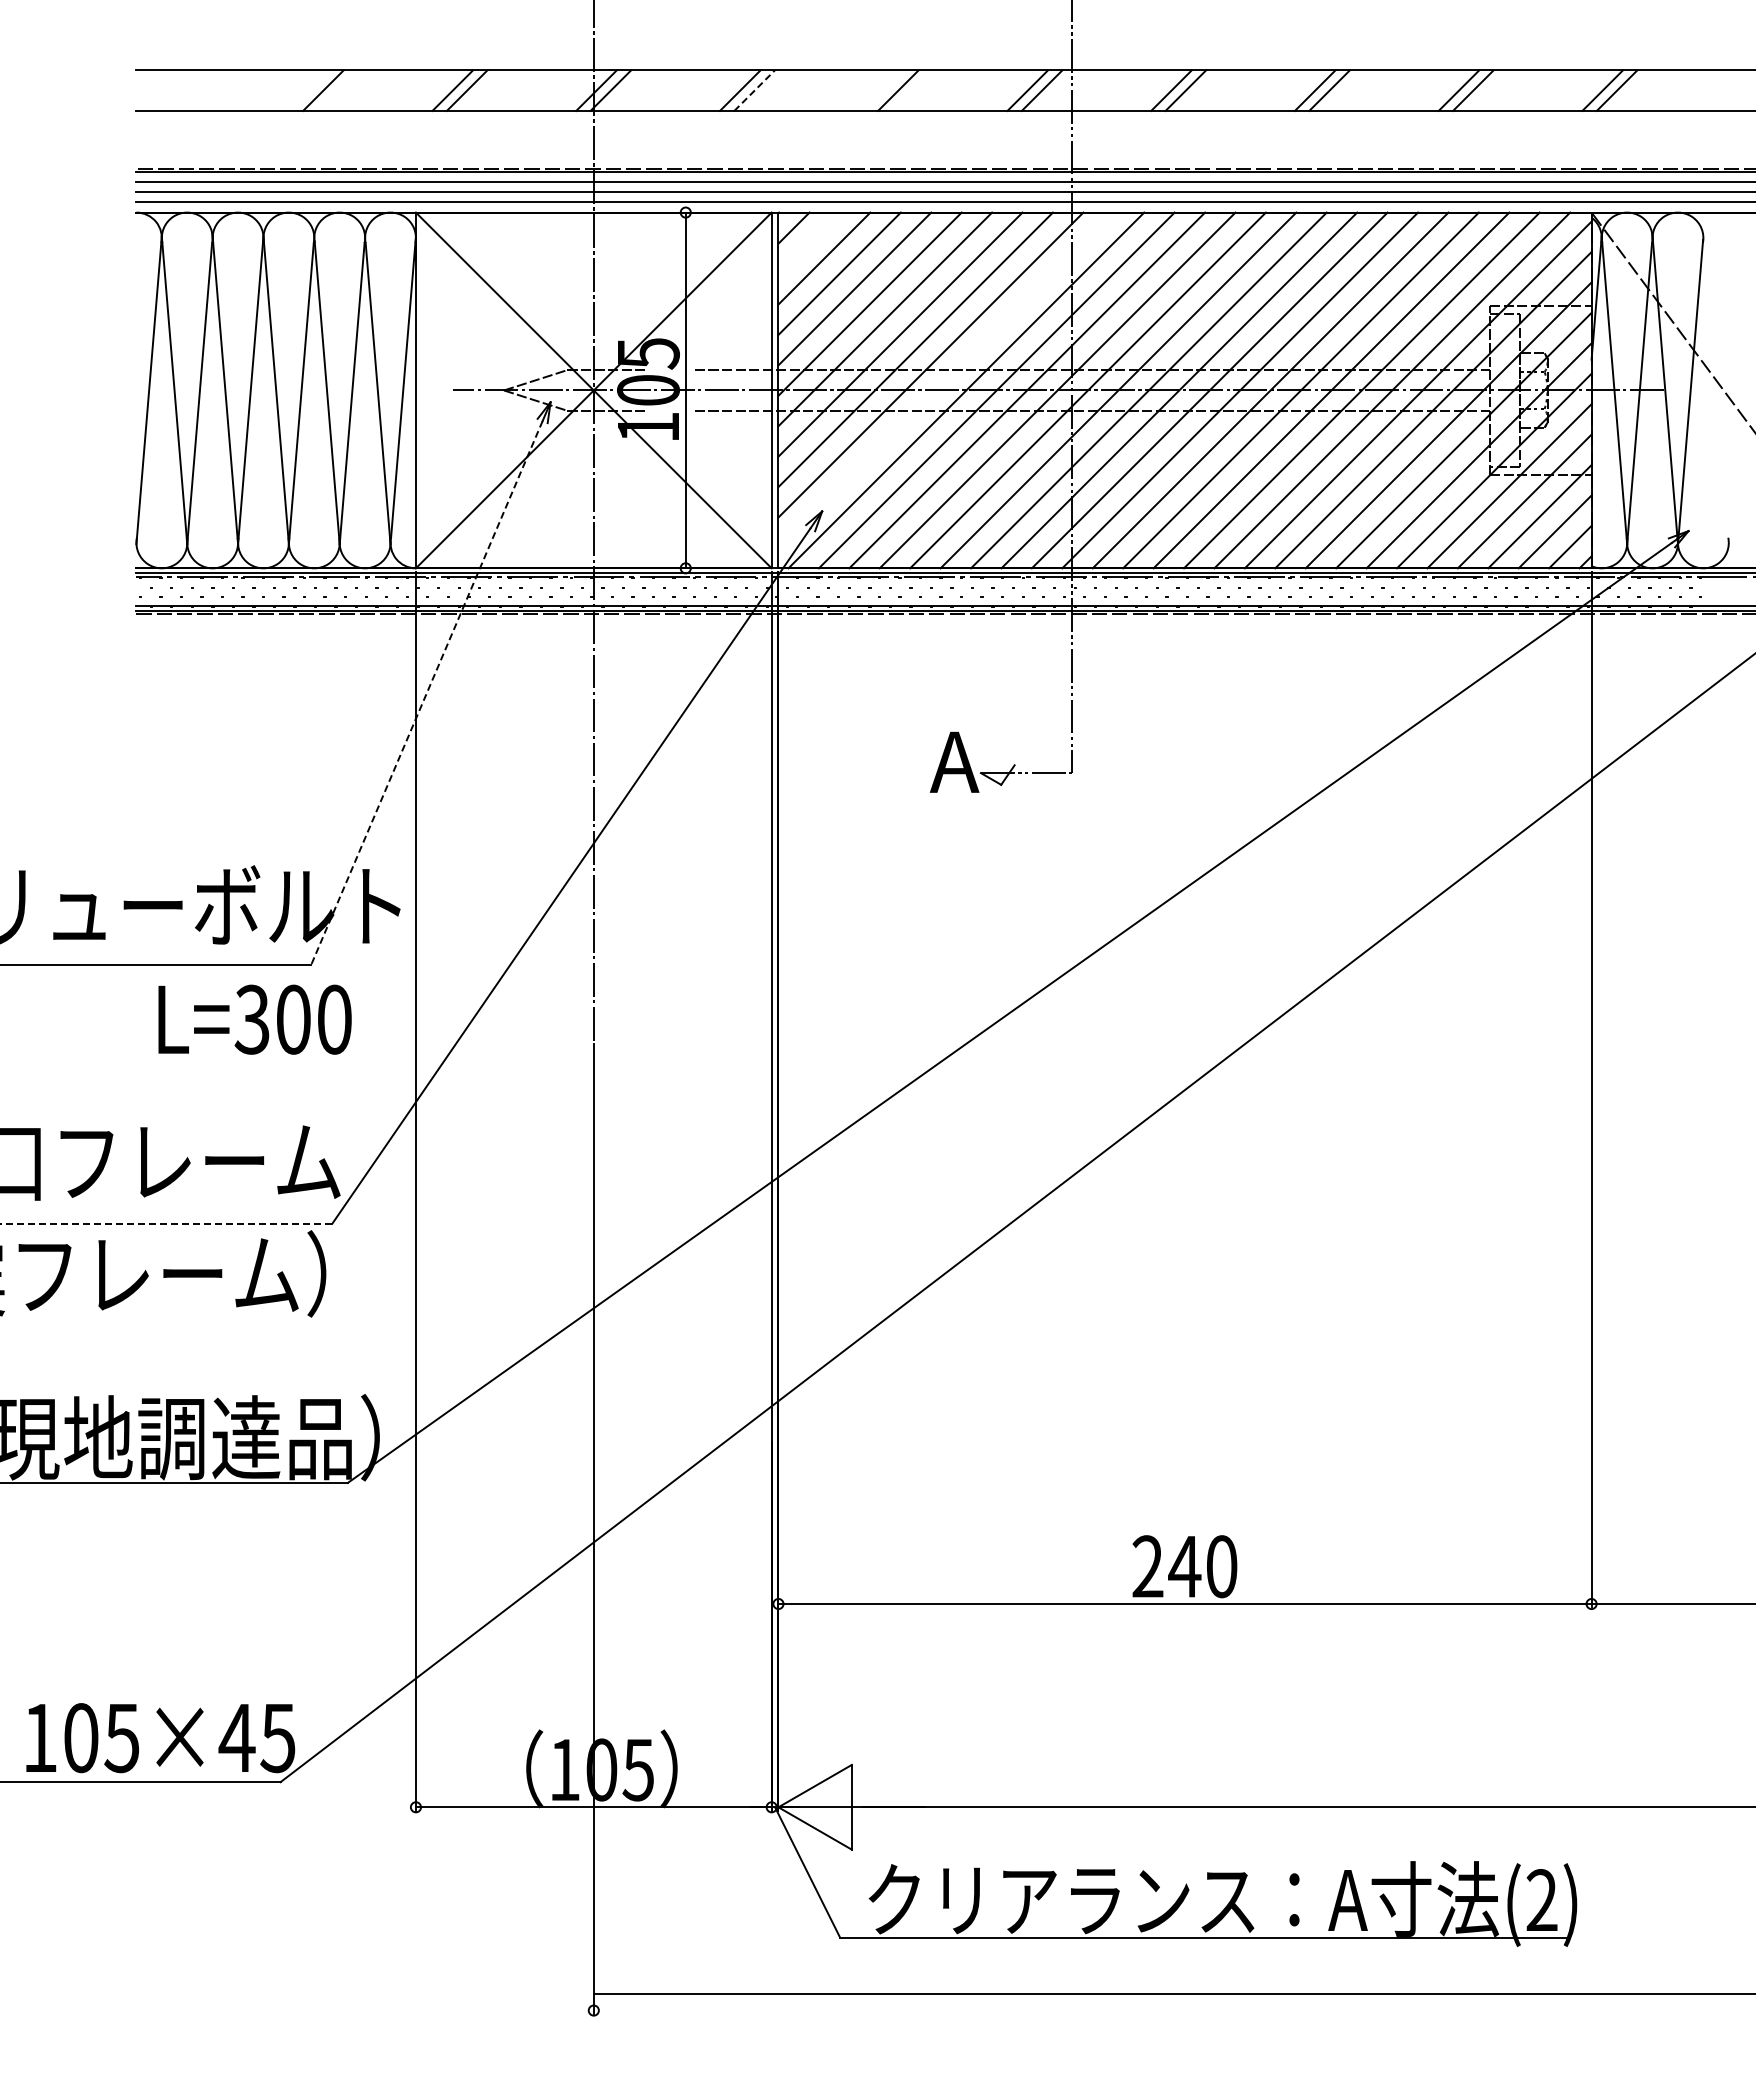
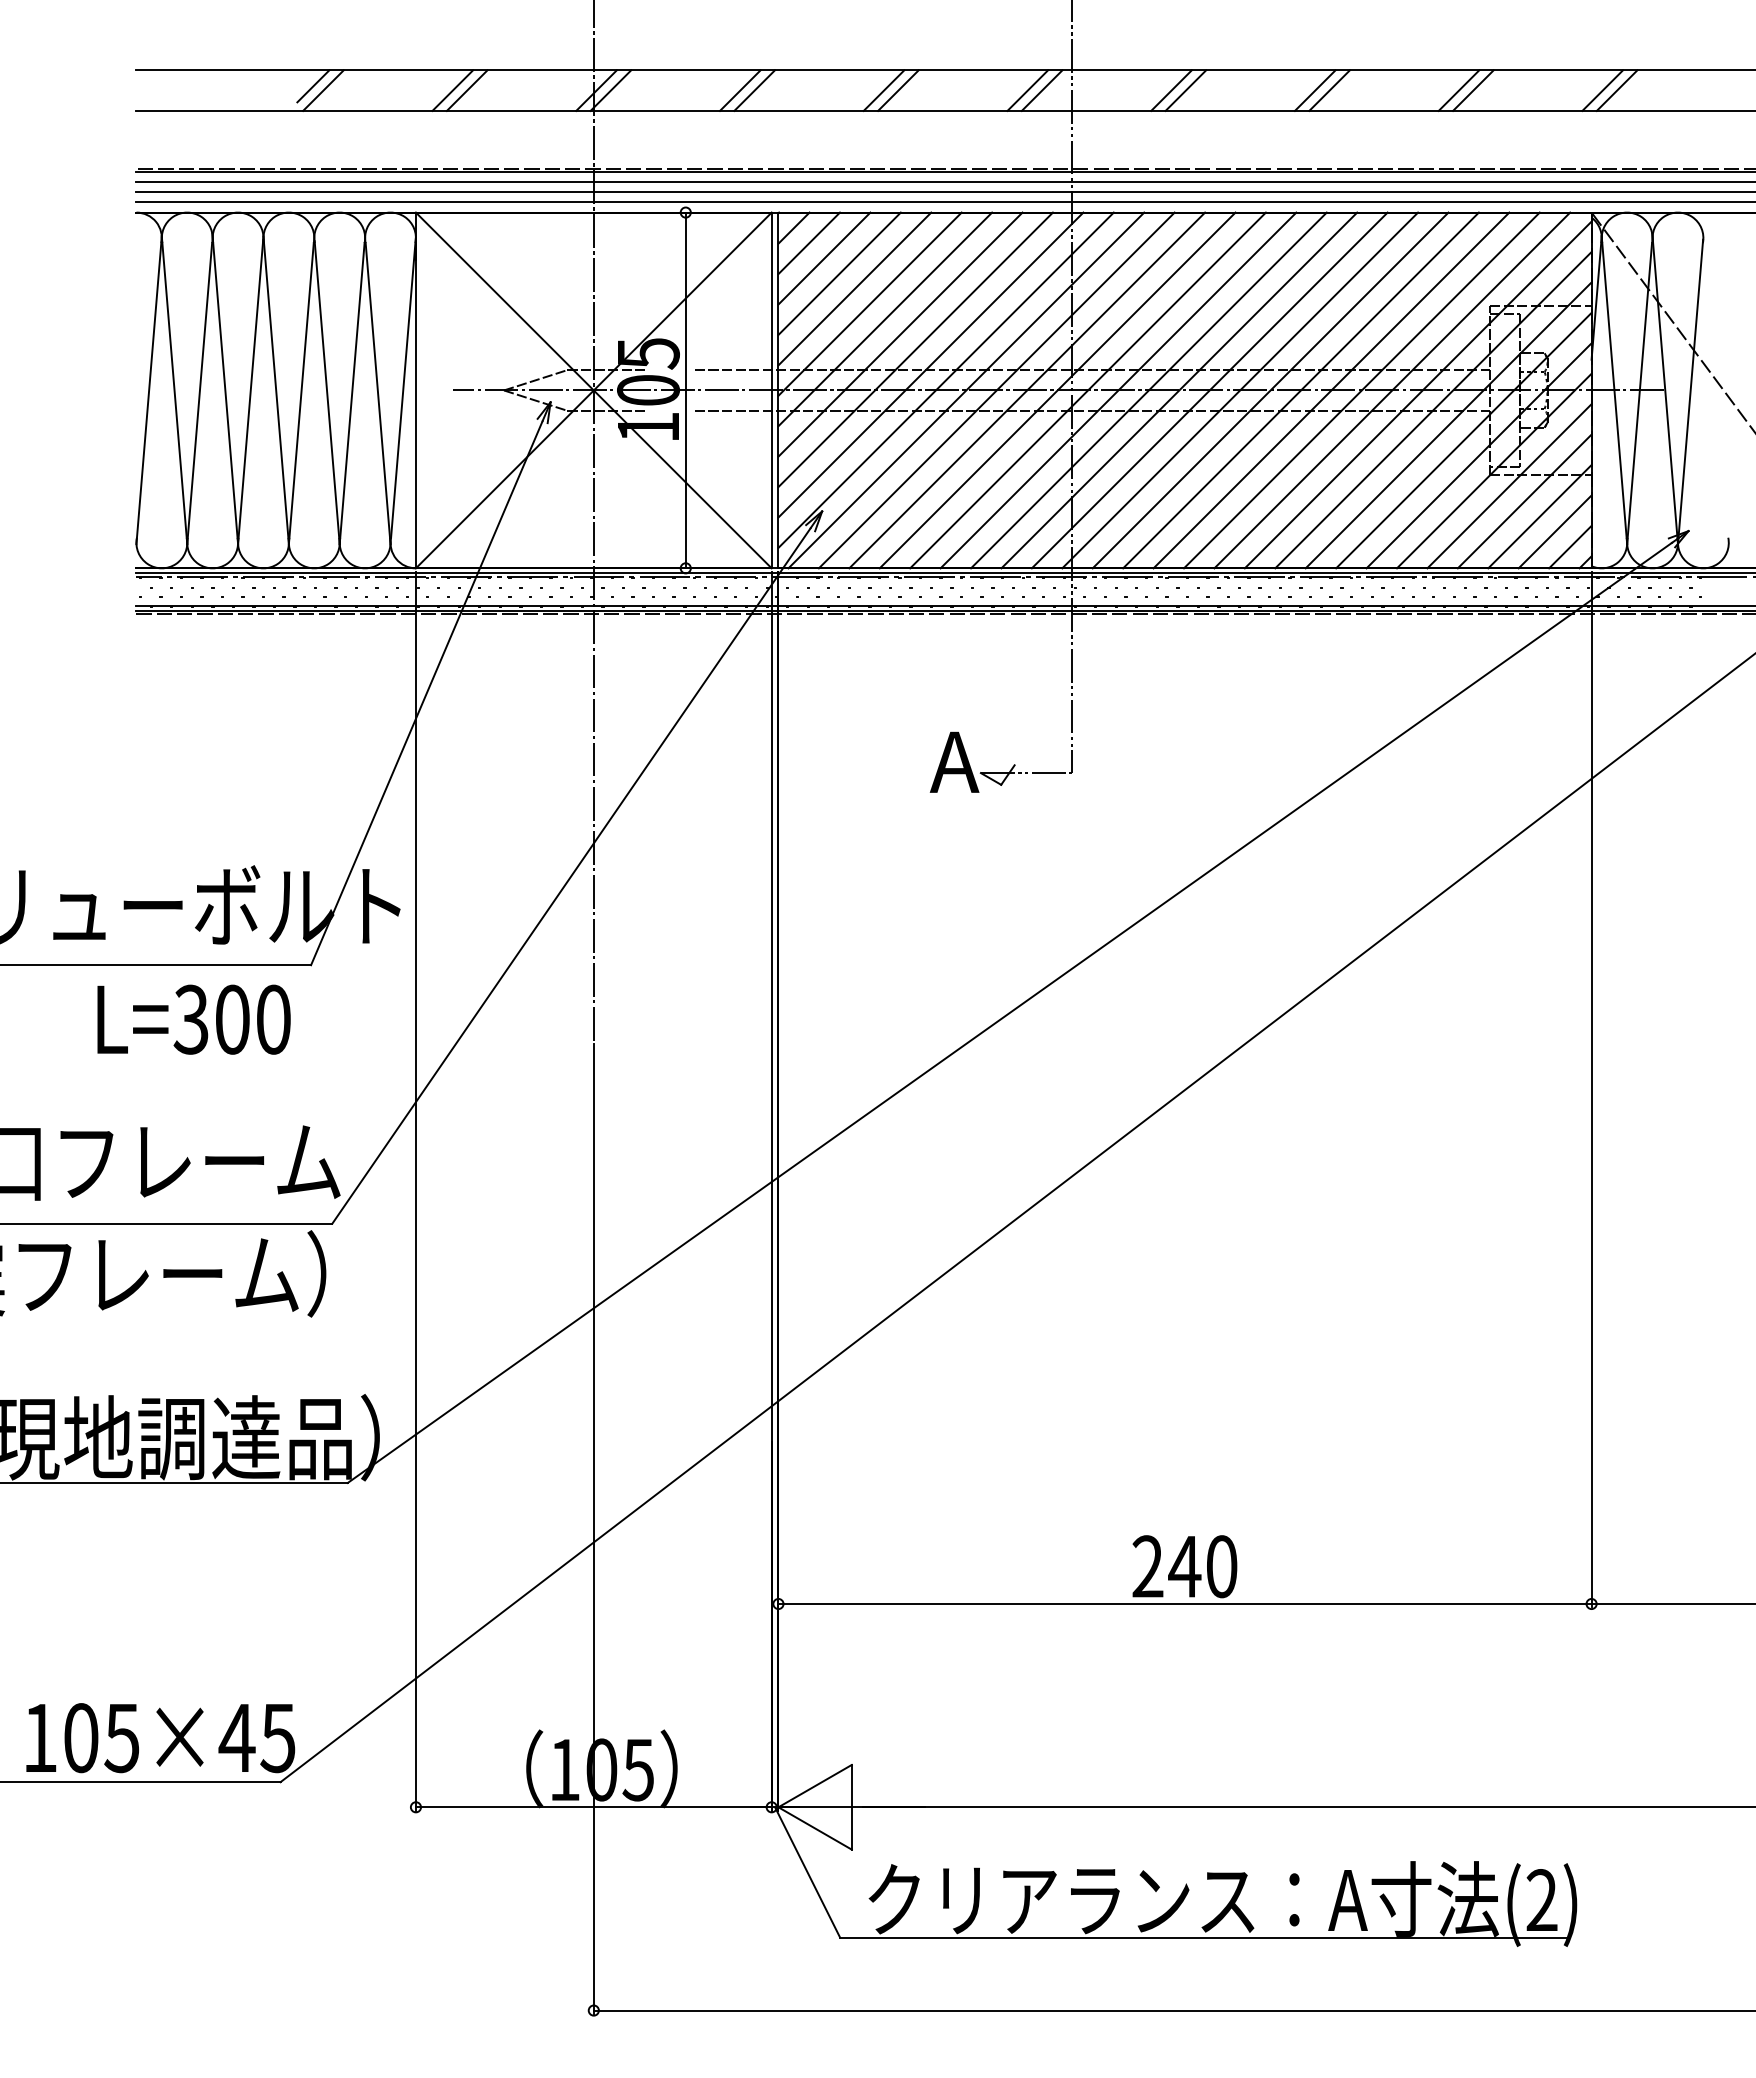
line: none -> present (313, 86)
line: dashed -> solid (754, 90)
line: none -> present (883, 90)
line: none -> present (808, 243)
line: none -> present (945, 379)
line: dashed -> solid (426, 693)
text position: (254, 1019) -> (193, 1019) (193, 1019)
line: dashed -> solid (166, 1223)
line position: (1172, 1993) -> (1172, 2010) (1172, 2010)
